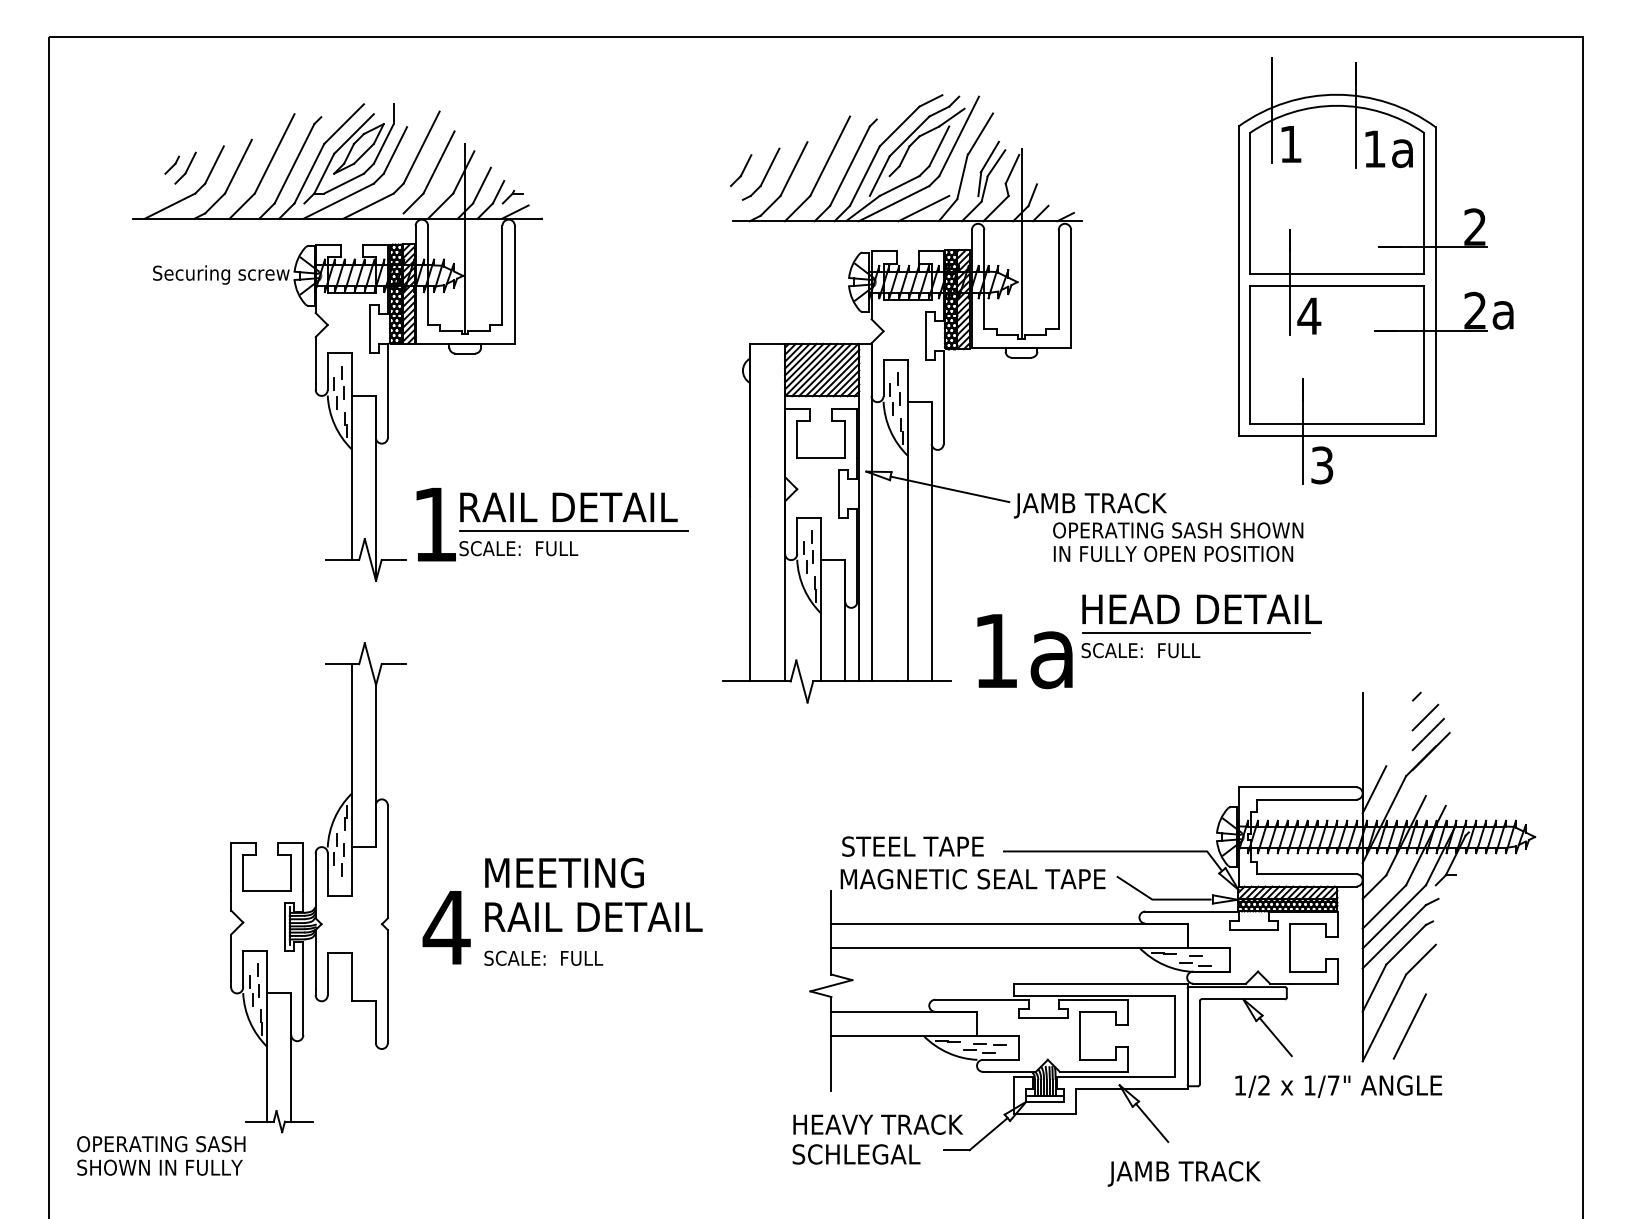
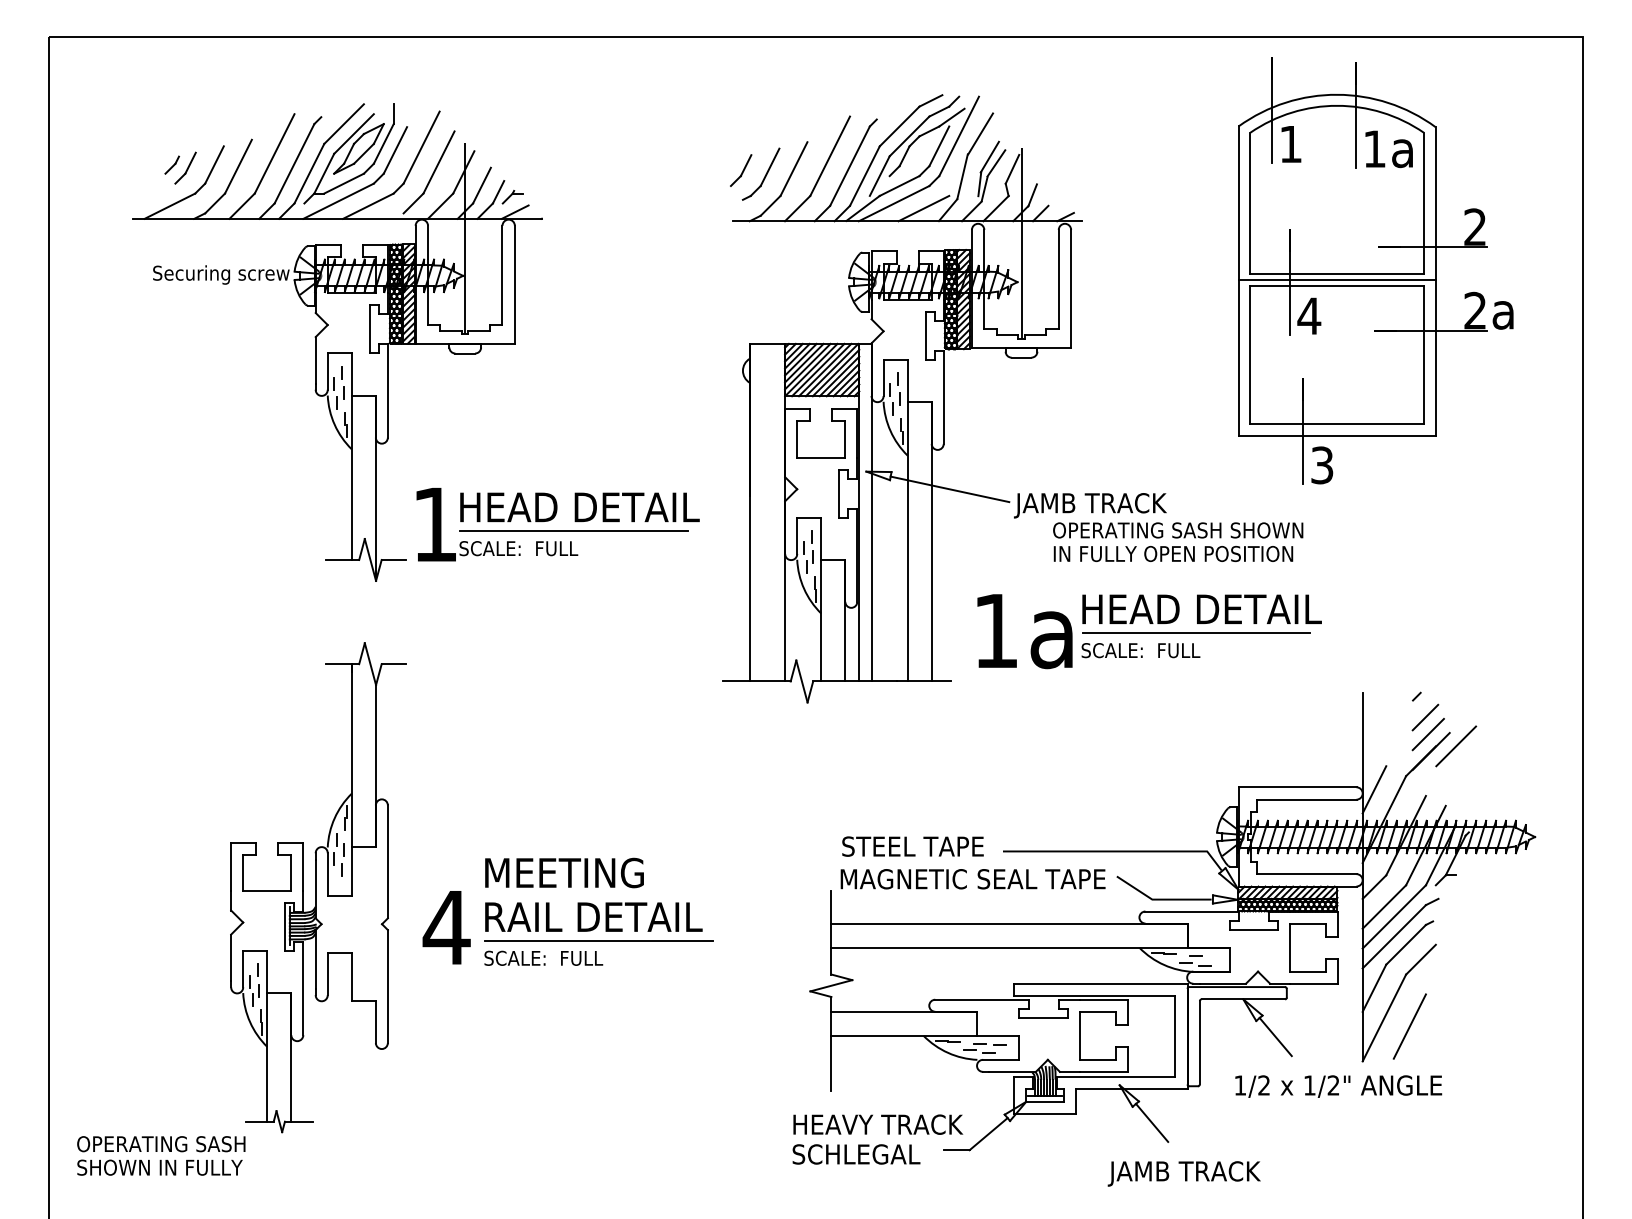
line: none -> present (1336, 279)
text: RAIL DETAIL -> HEAD DETAIL (581, 507)
text position: (1024, 651) -> (1024, 631) (1024, 631)
line: none -> present (1456, 746)
line: none -> present (598, 940)
text: 1/7" -> 1/2" (1333, 1085)
